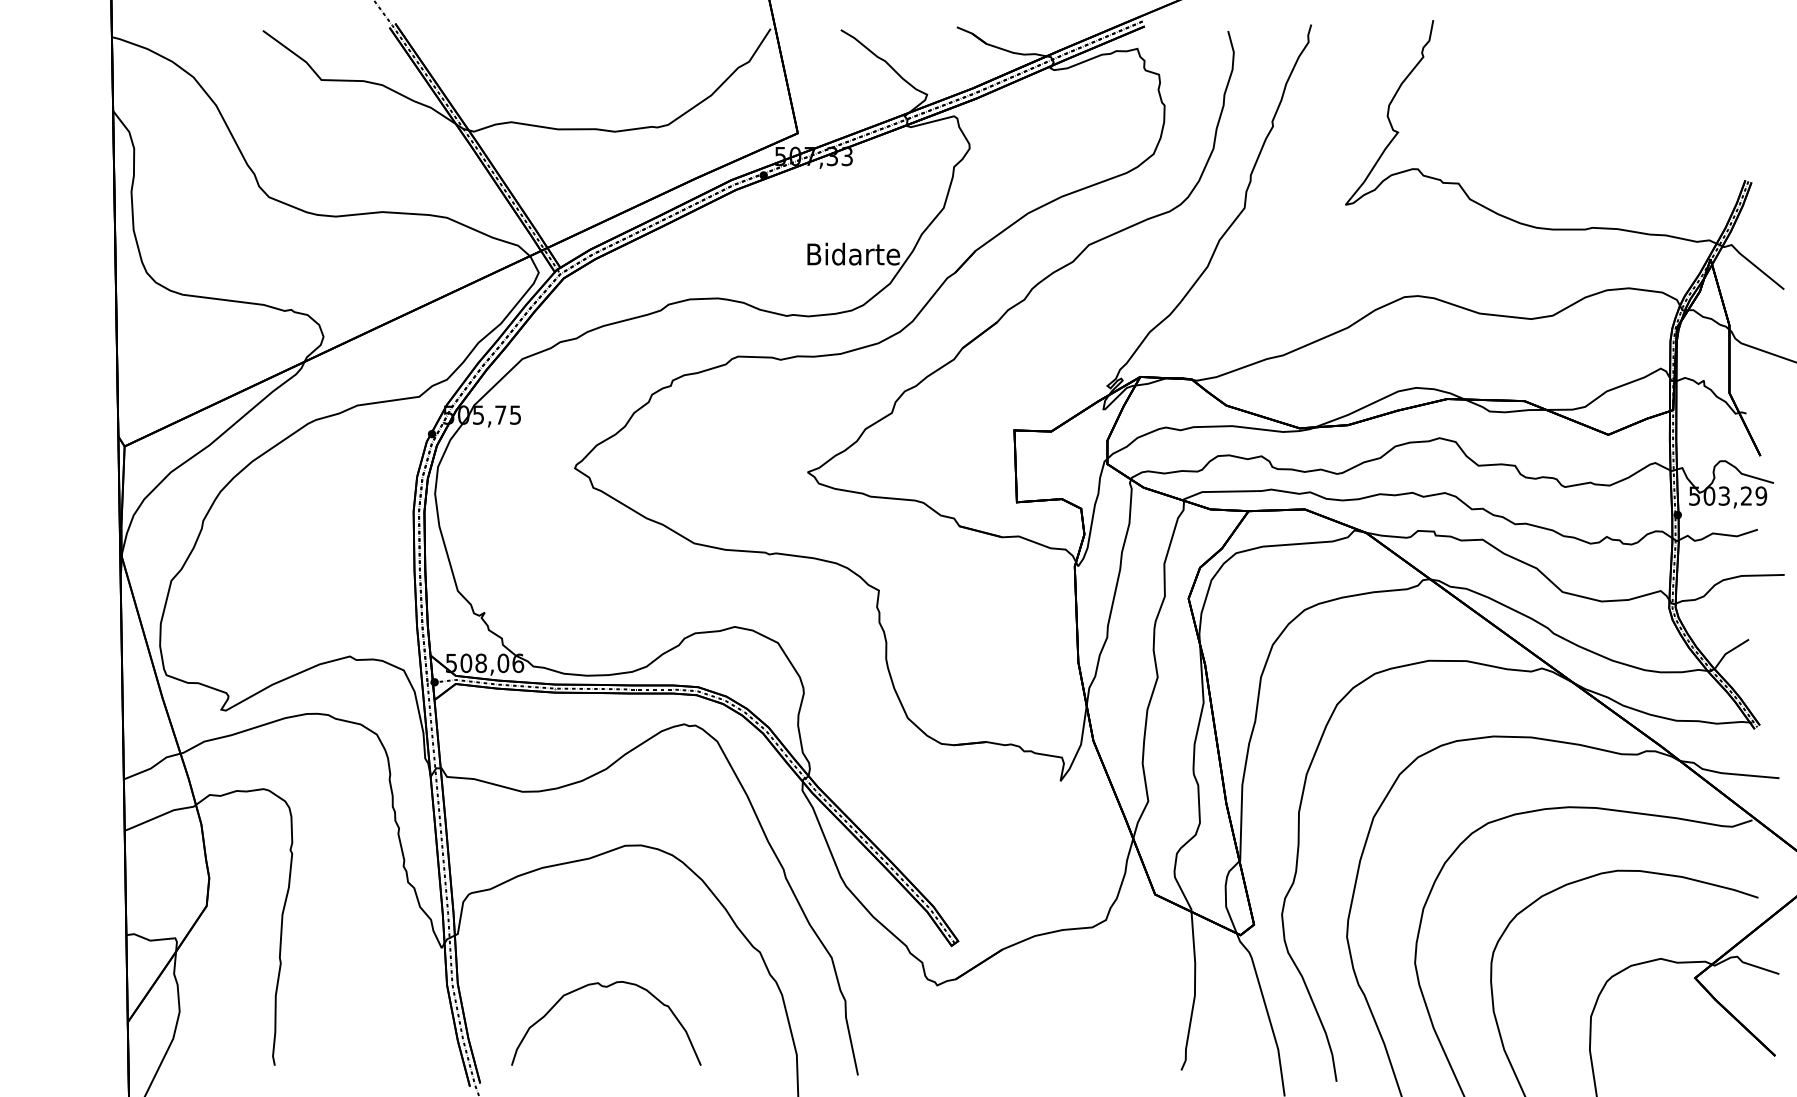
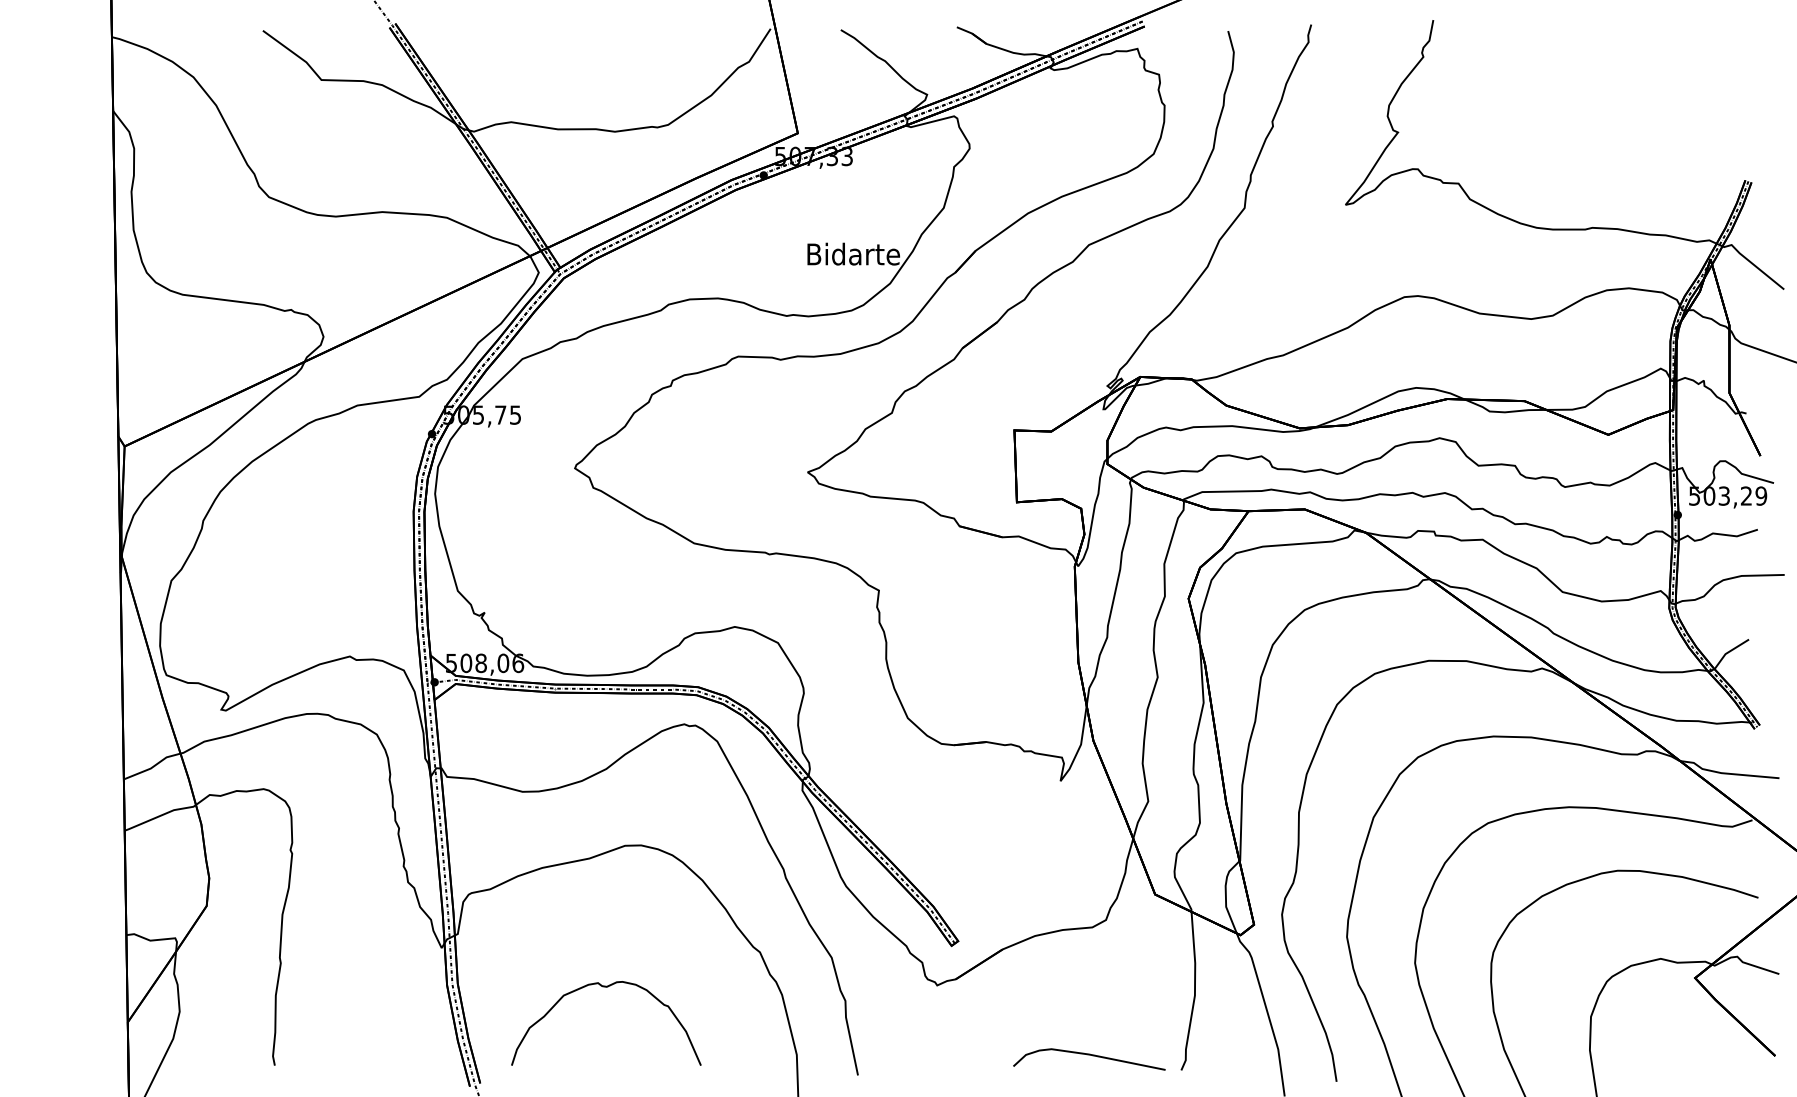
curve: none -> present (1089, 1055)
